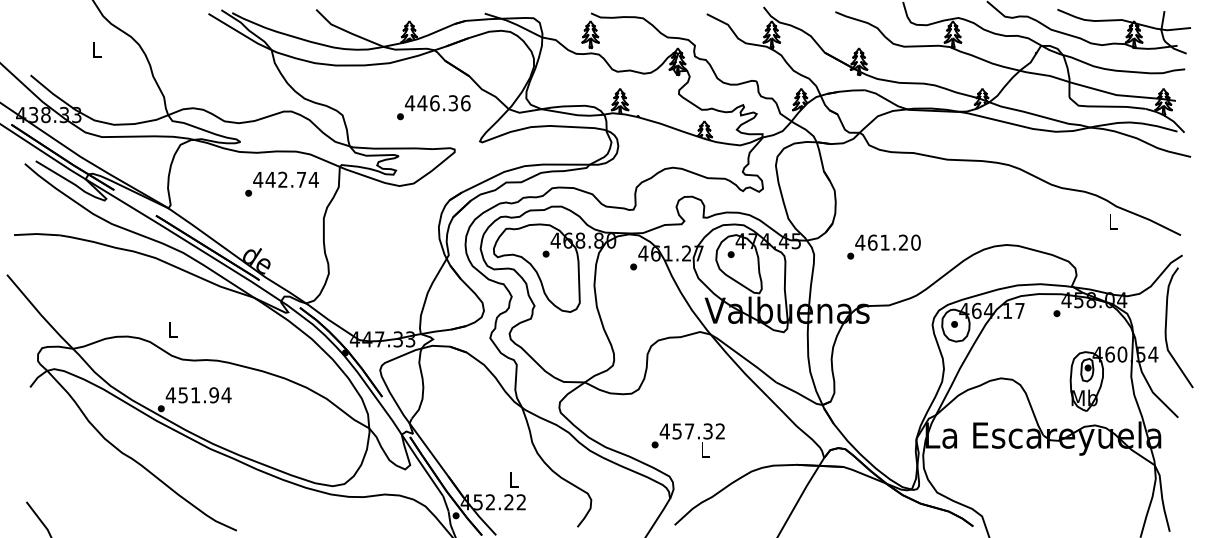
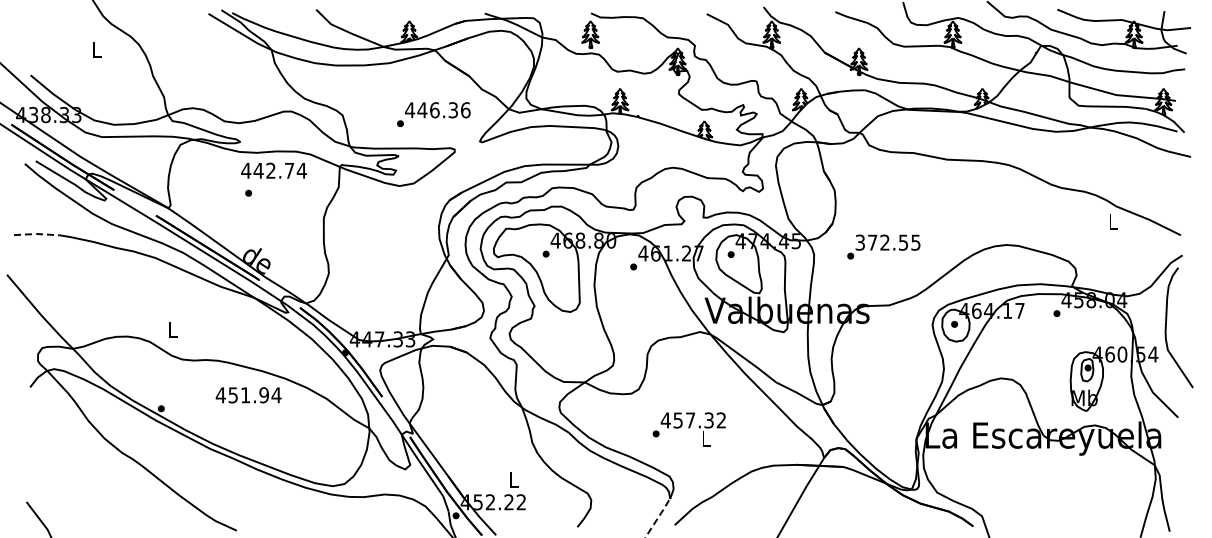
text position: (433, 107) -> (433, 114) (433, 114)
text position: (285, 179) -> (273, 170) (273, 170)
line: solid -> dashed (36, 234)
text: 461.20 -> 372.55 (887, 242)
text position: (198, 395) -> (248, 395) (248, 395)
text position: (687, 440) -> (688, 429) (688, 429)
line: solid -> dashed (658, 517)
